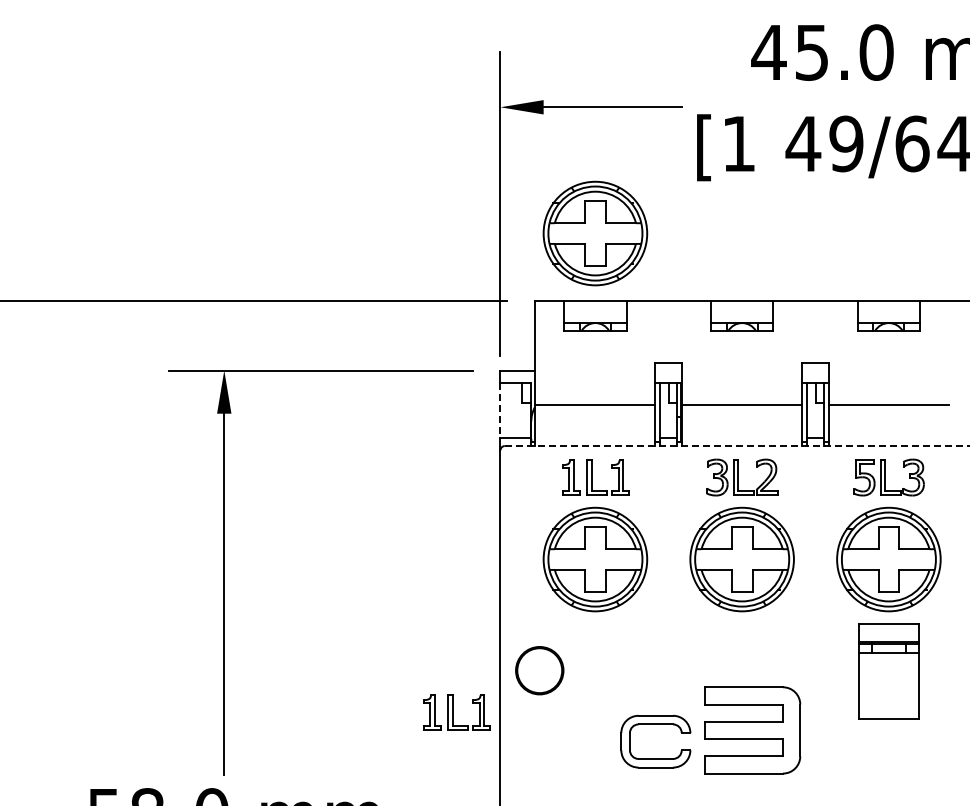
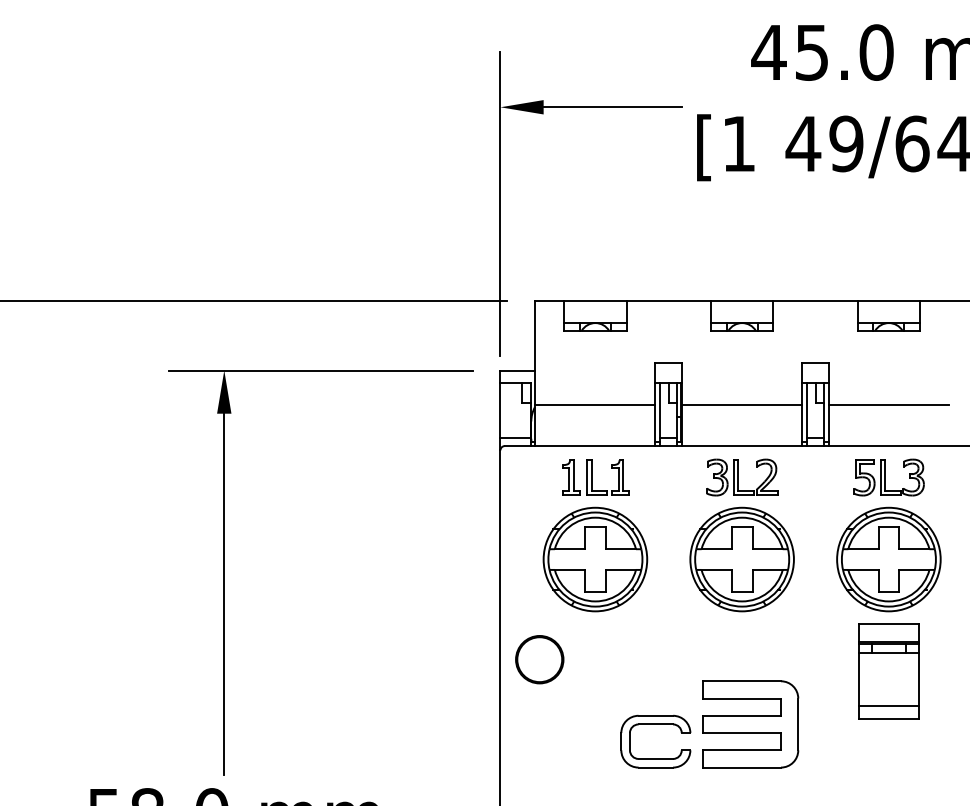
part: present -> none (595, 233)
line: dashed -> solid (500, 411)
line: dashed -> solid (737, 446)
part position: (539, 670) -> (539, 659) (539, 659)
line: none -> present (888, 706)
part: present -> none (456, 712)
part position: (752, 730) -> (750, 724) (750, 724)
